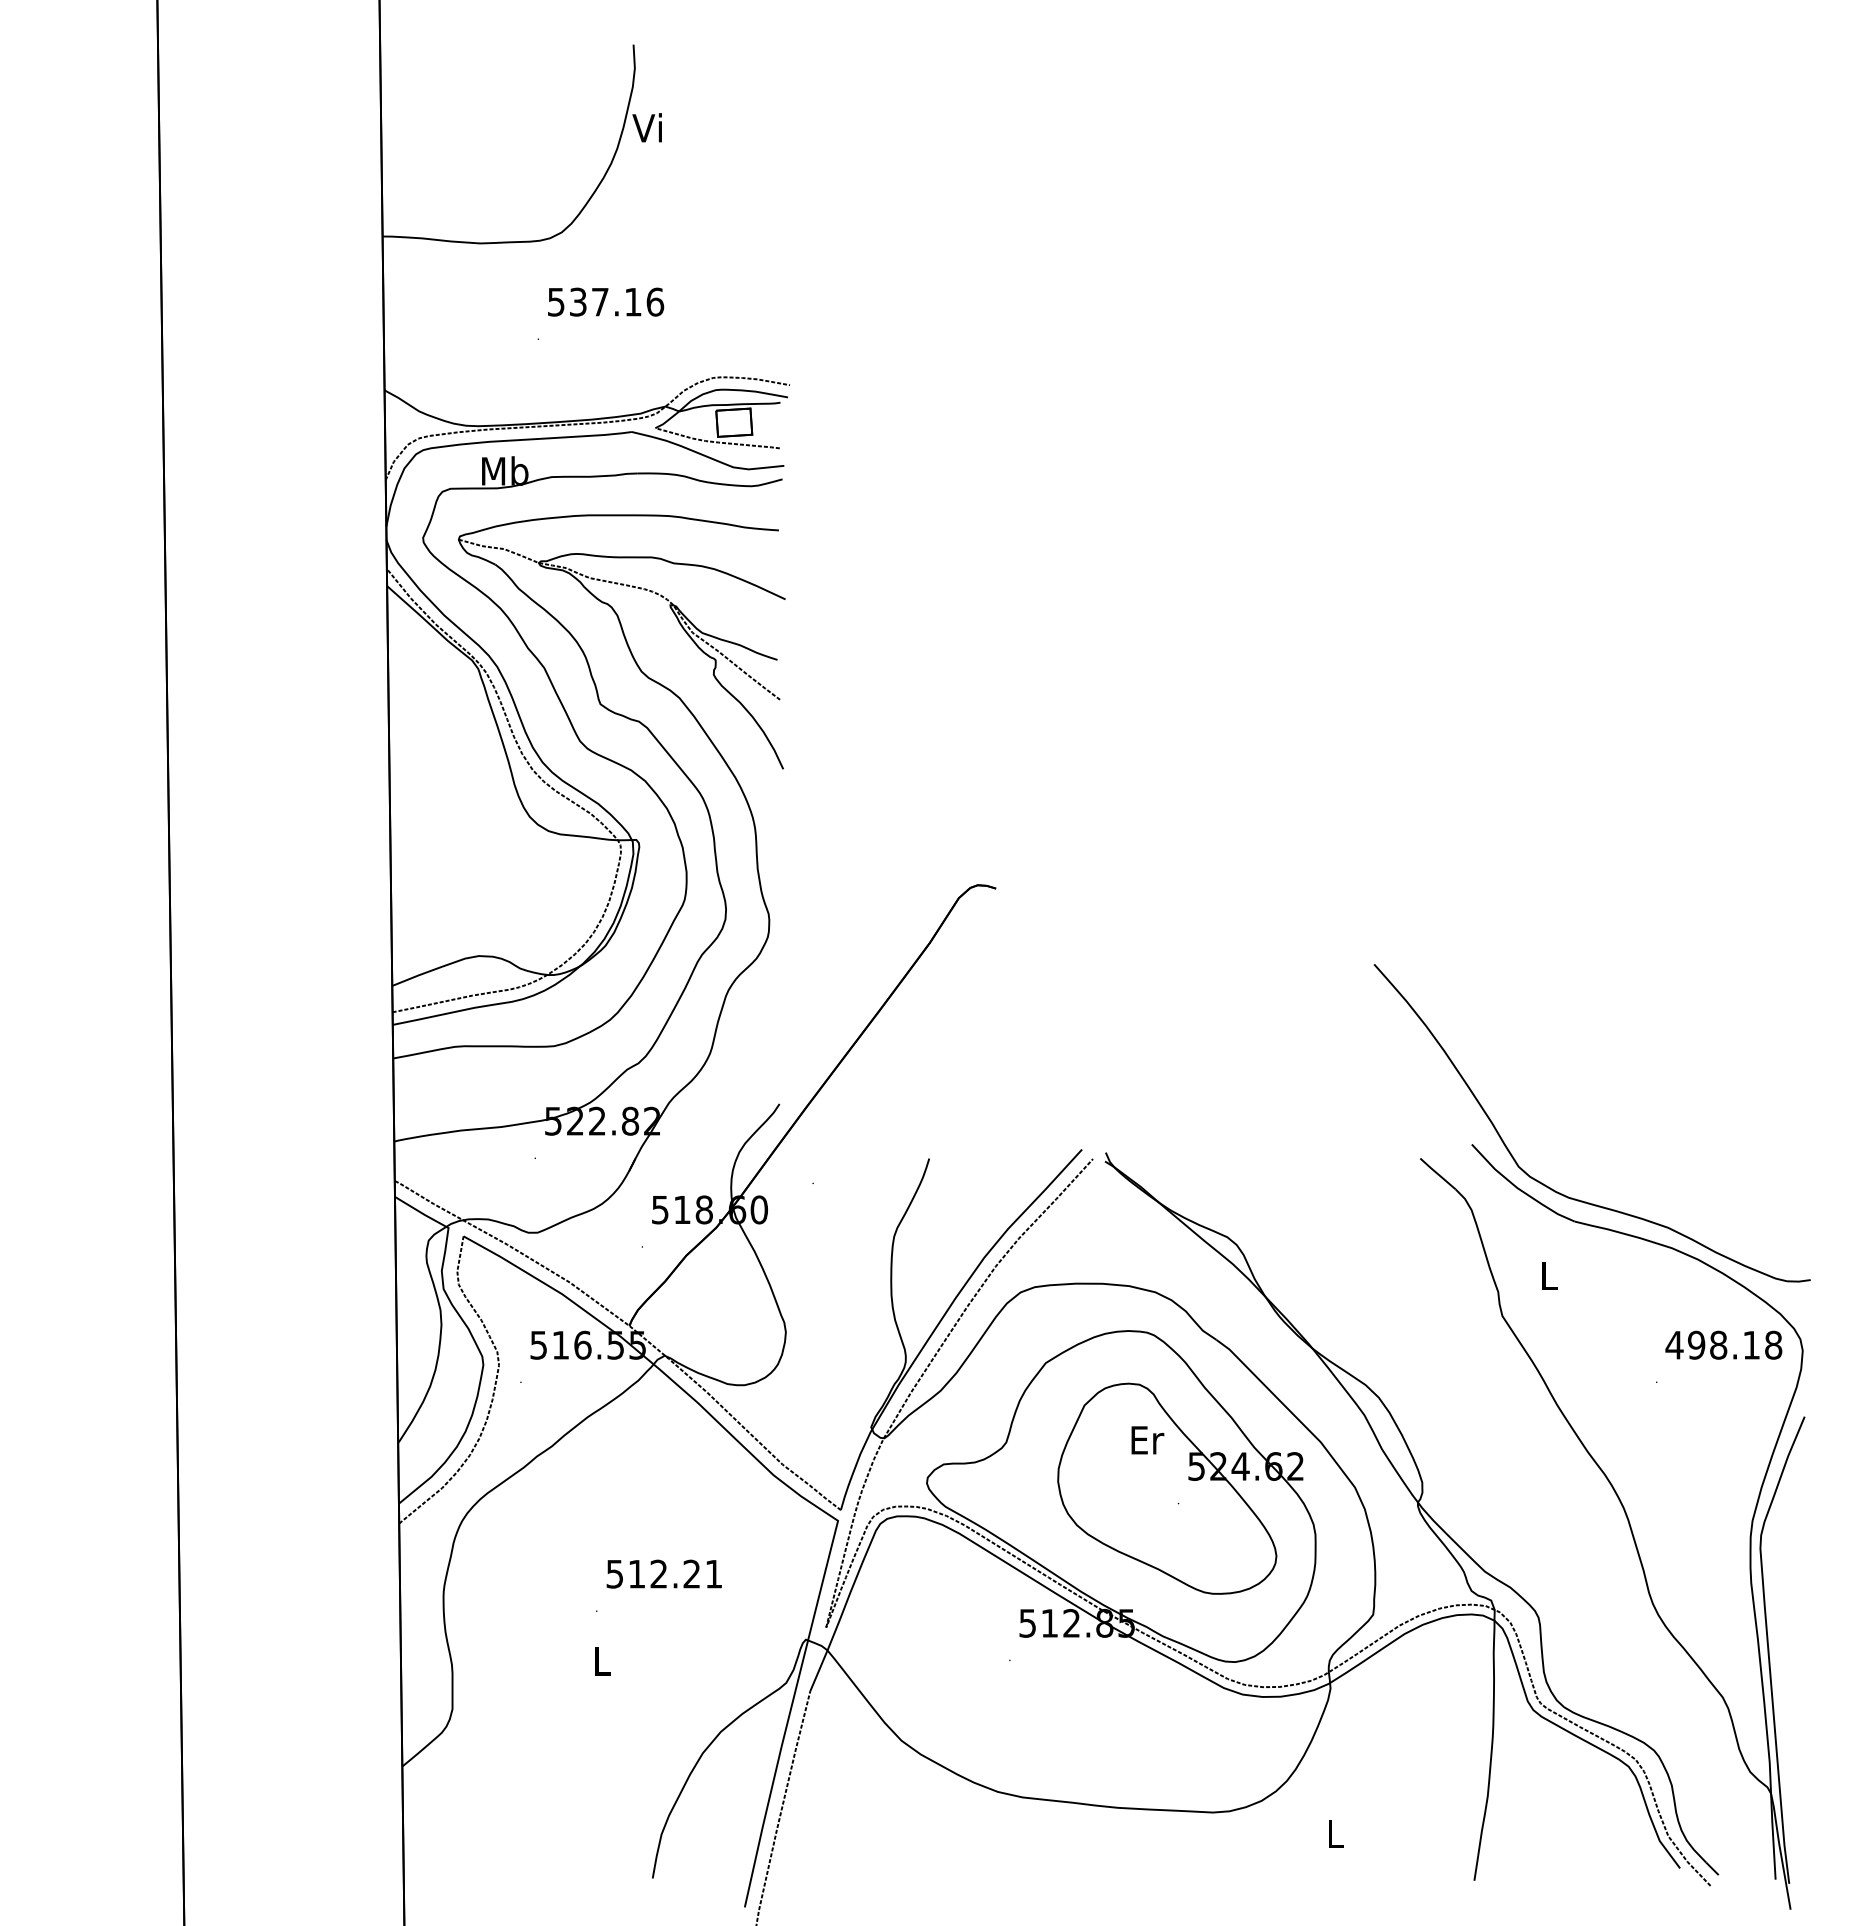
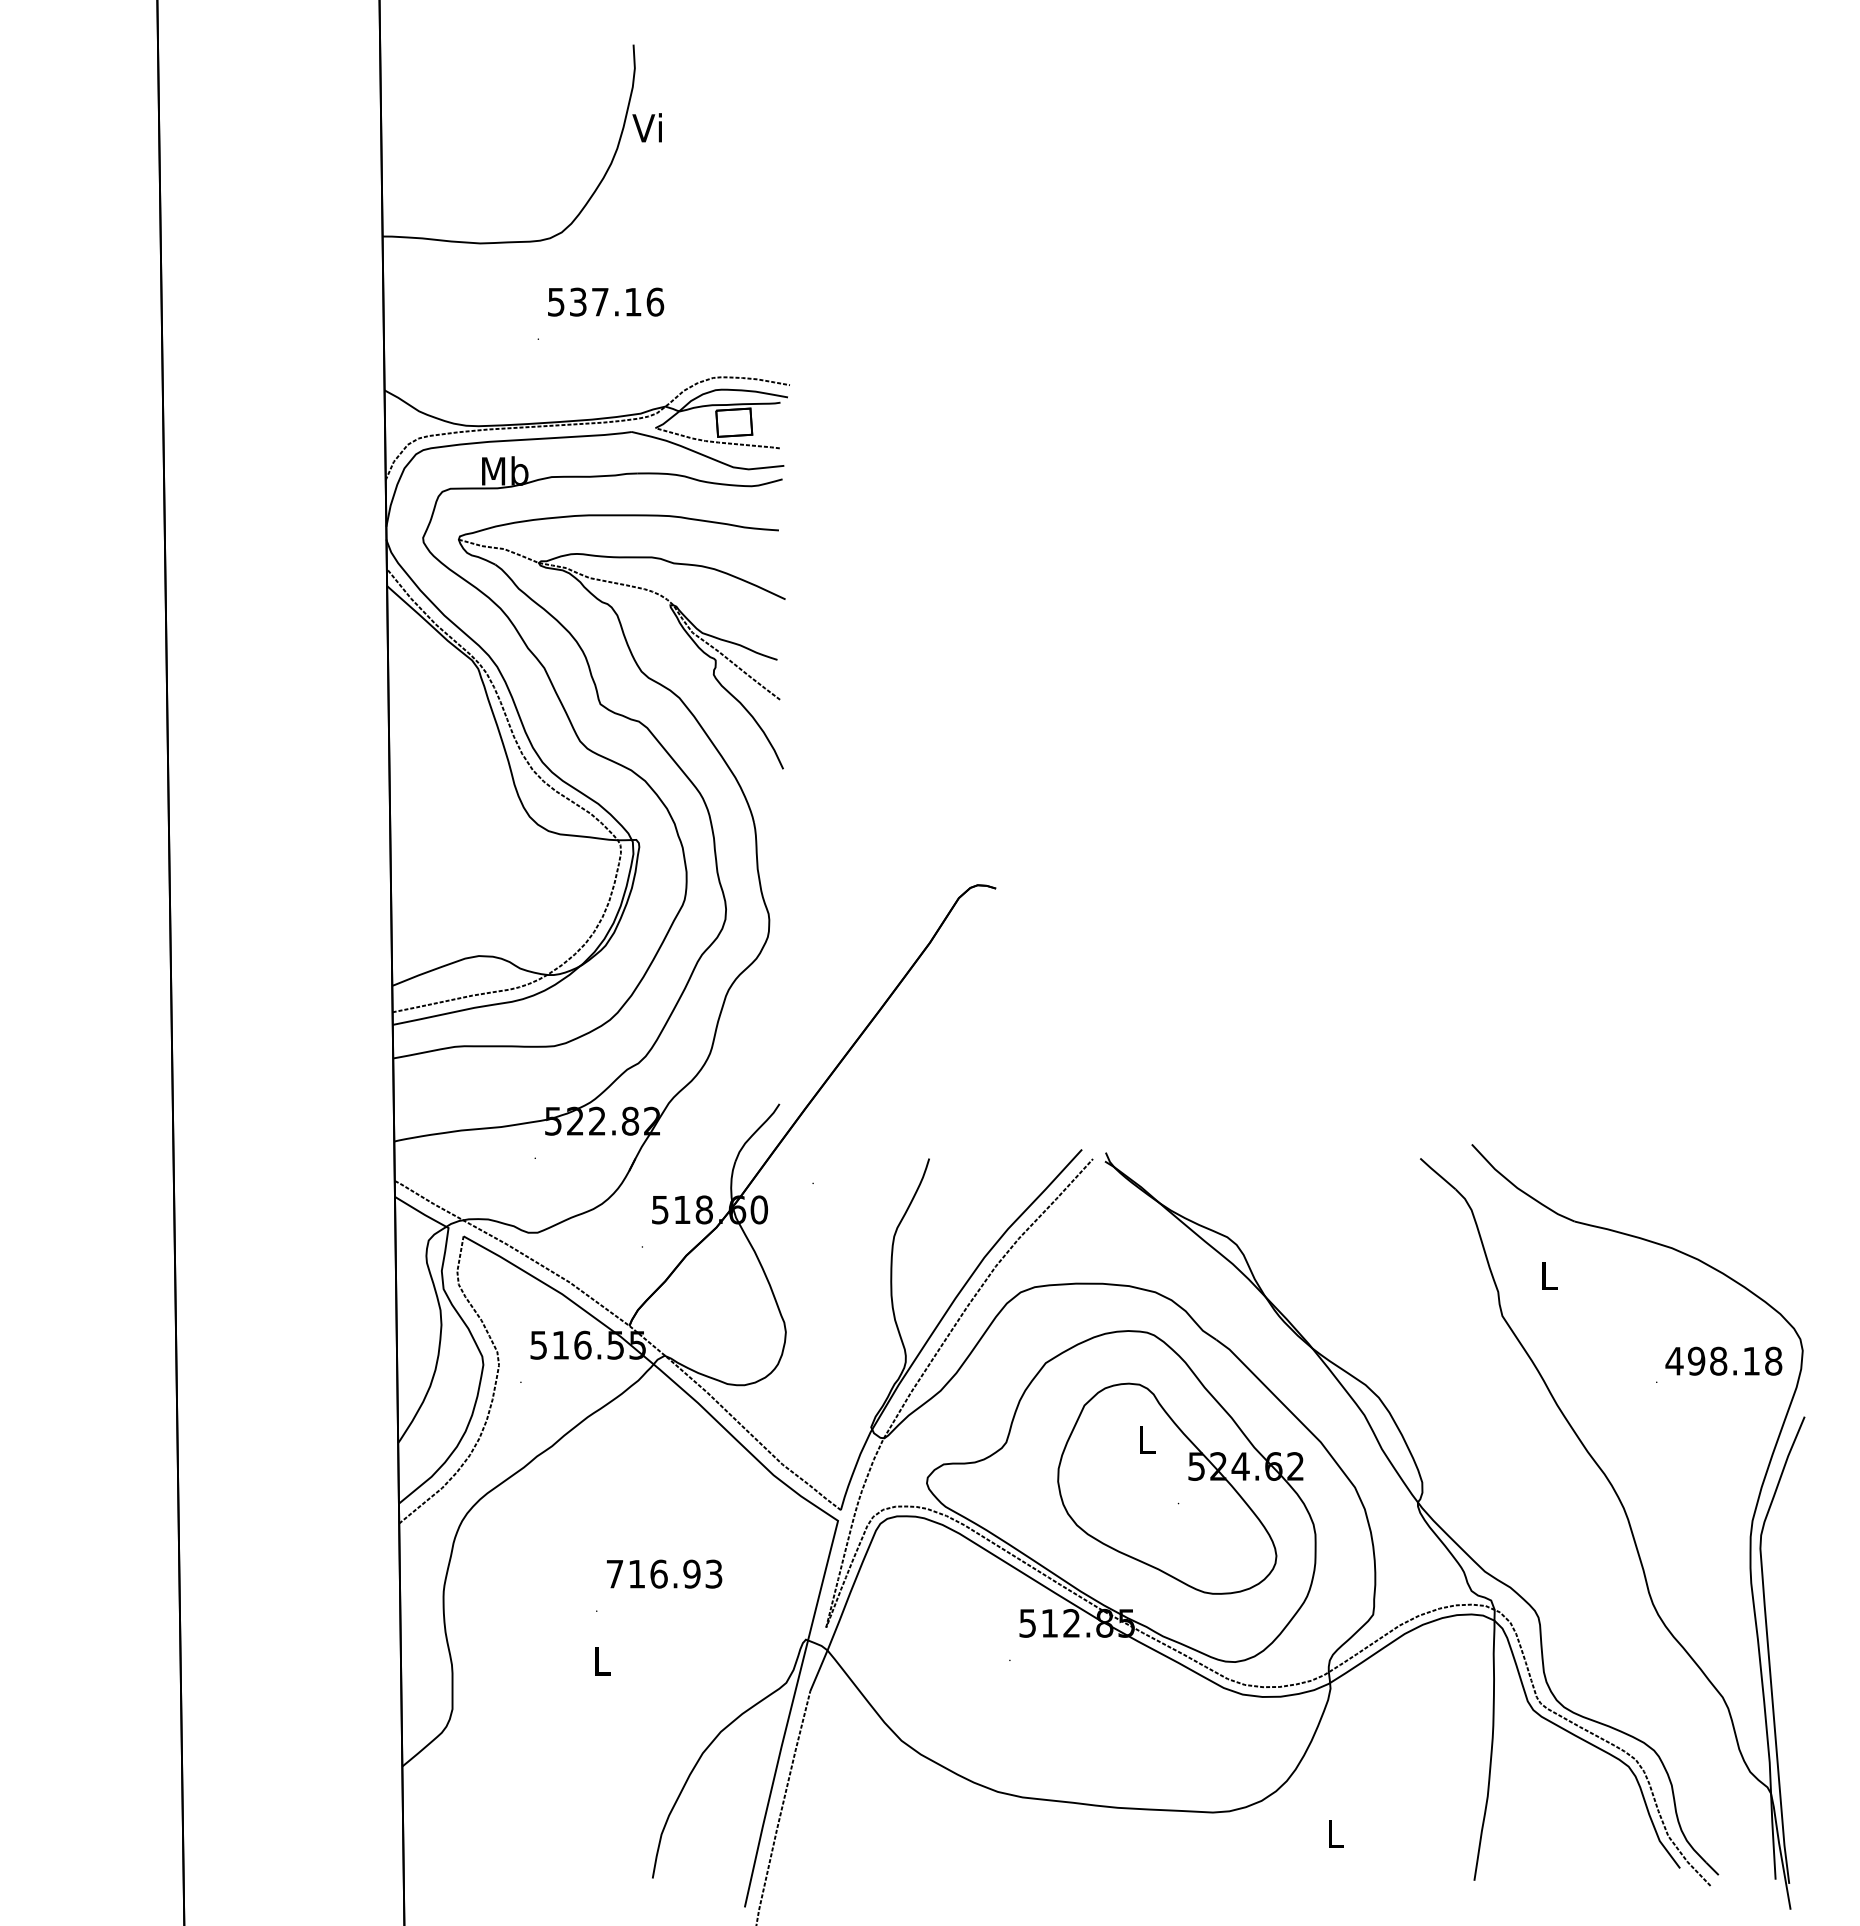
curve: present -> none (1562, 1193)
text position: (1723, 1344) -> (1723, 1360) (1723, 1360)
text: Er -> L (1147, 1440)
text: 512.21 -> 716.93 (664, 1573)
